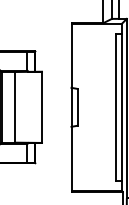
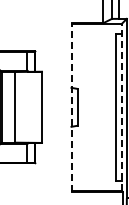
line: solid -> dashed (71, 106)
line: solid -> dashed (121, 106)
